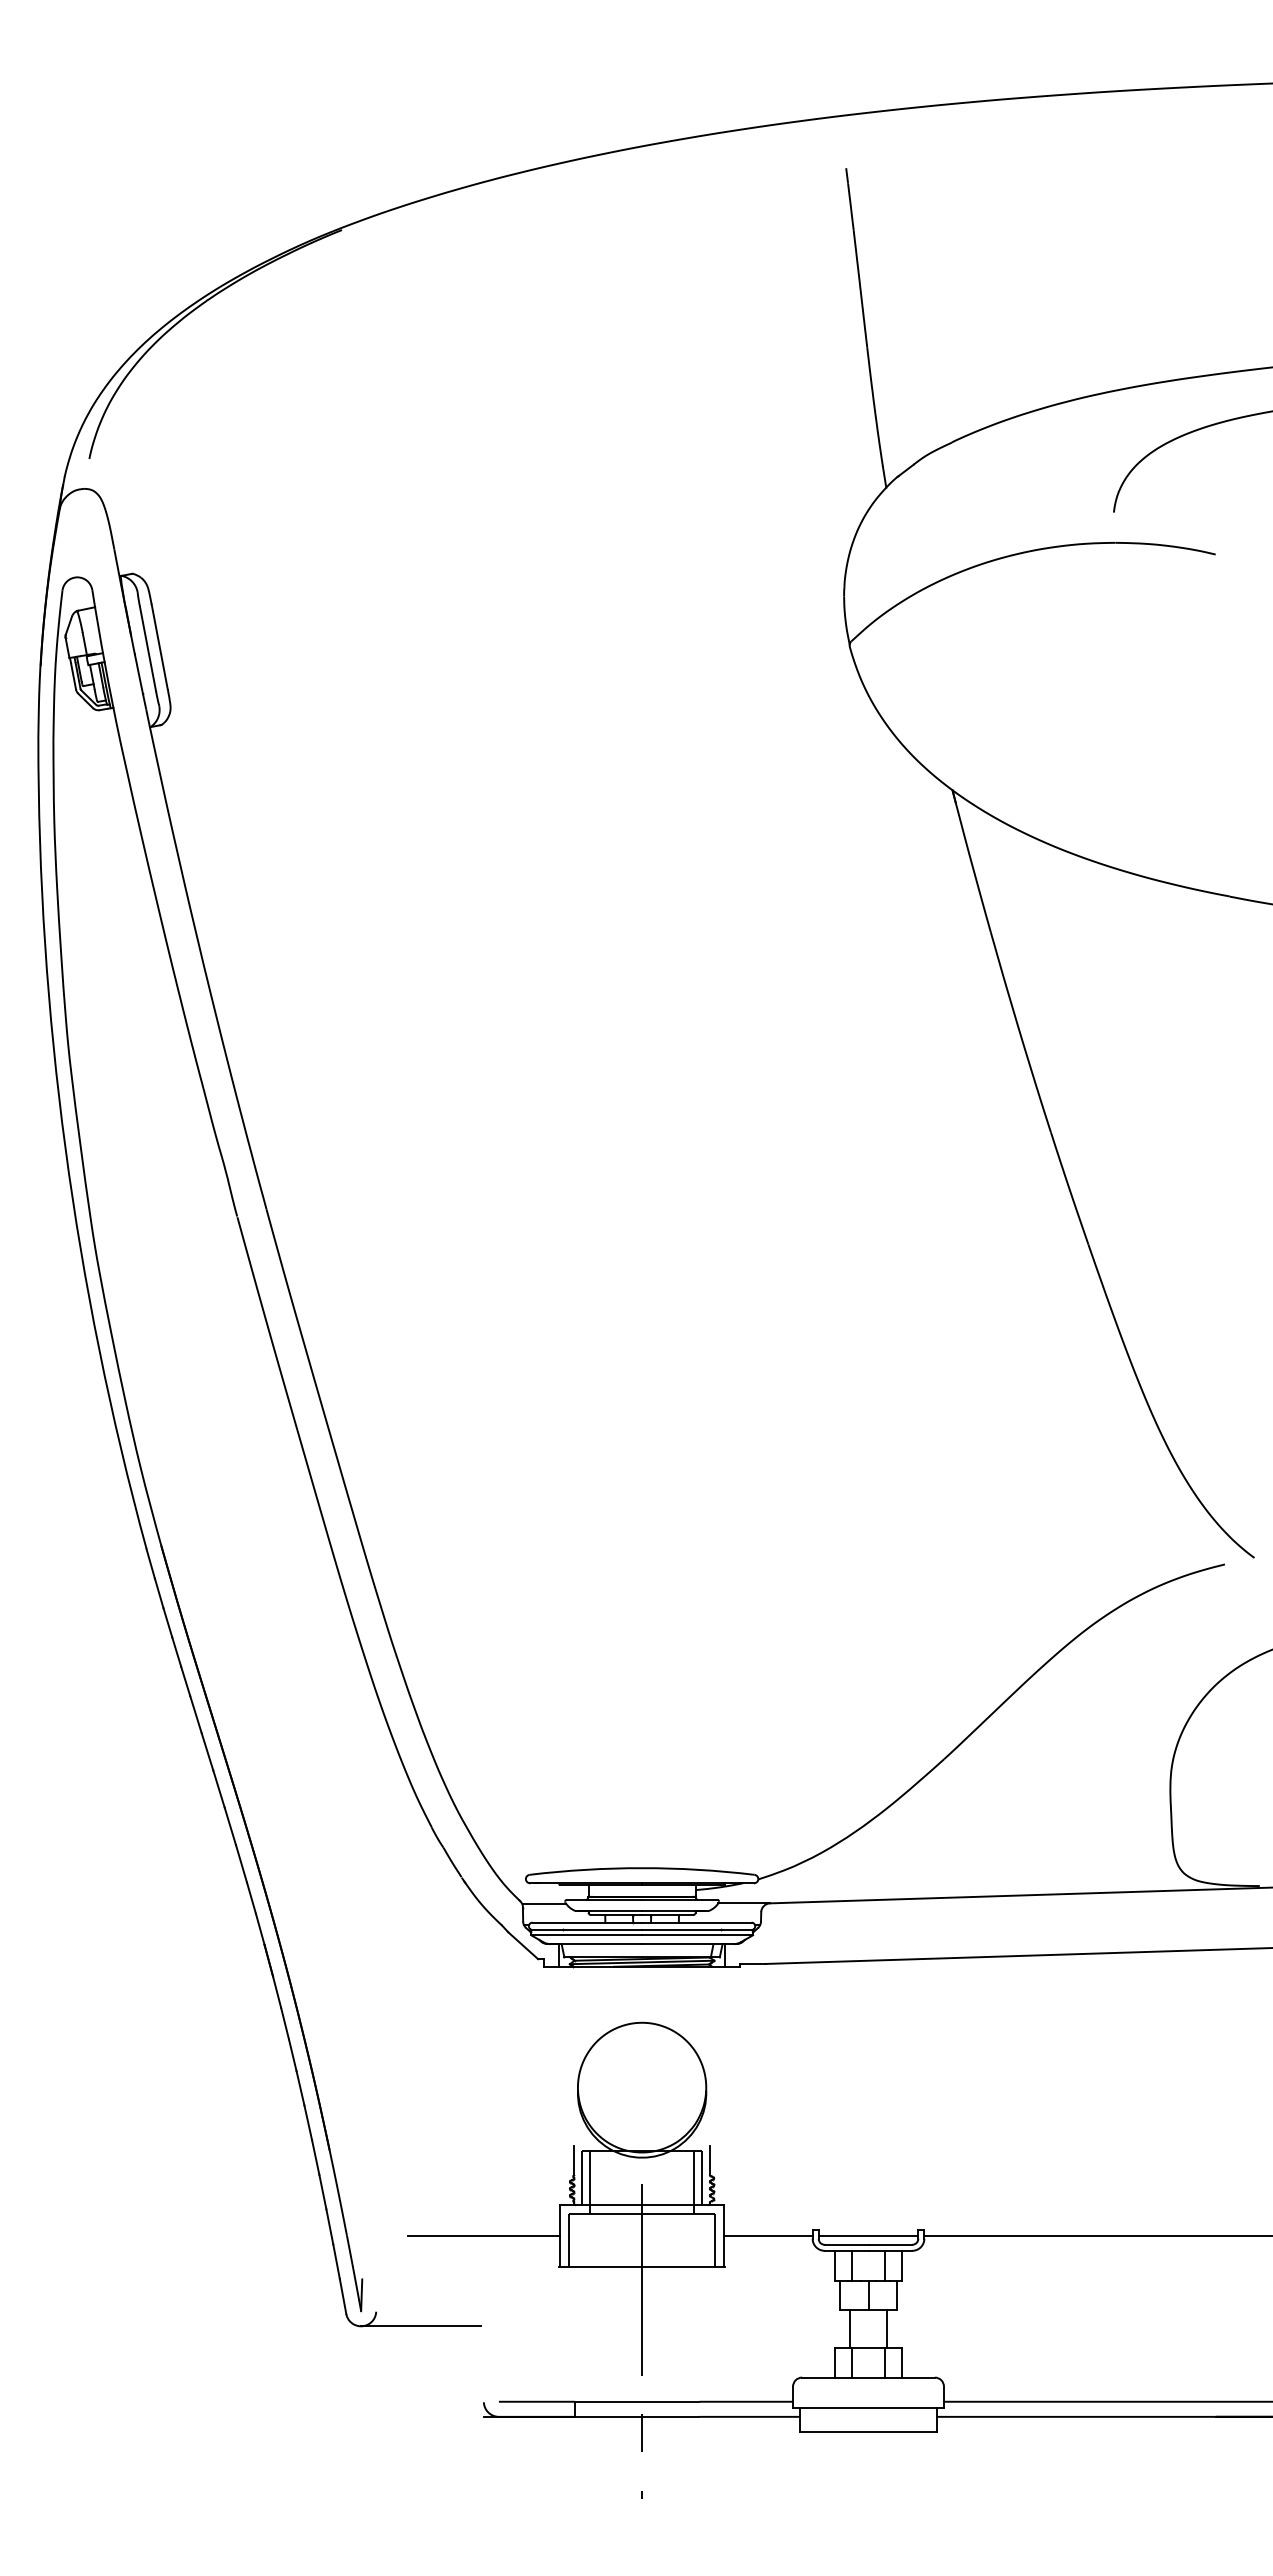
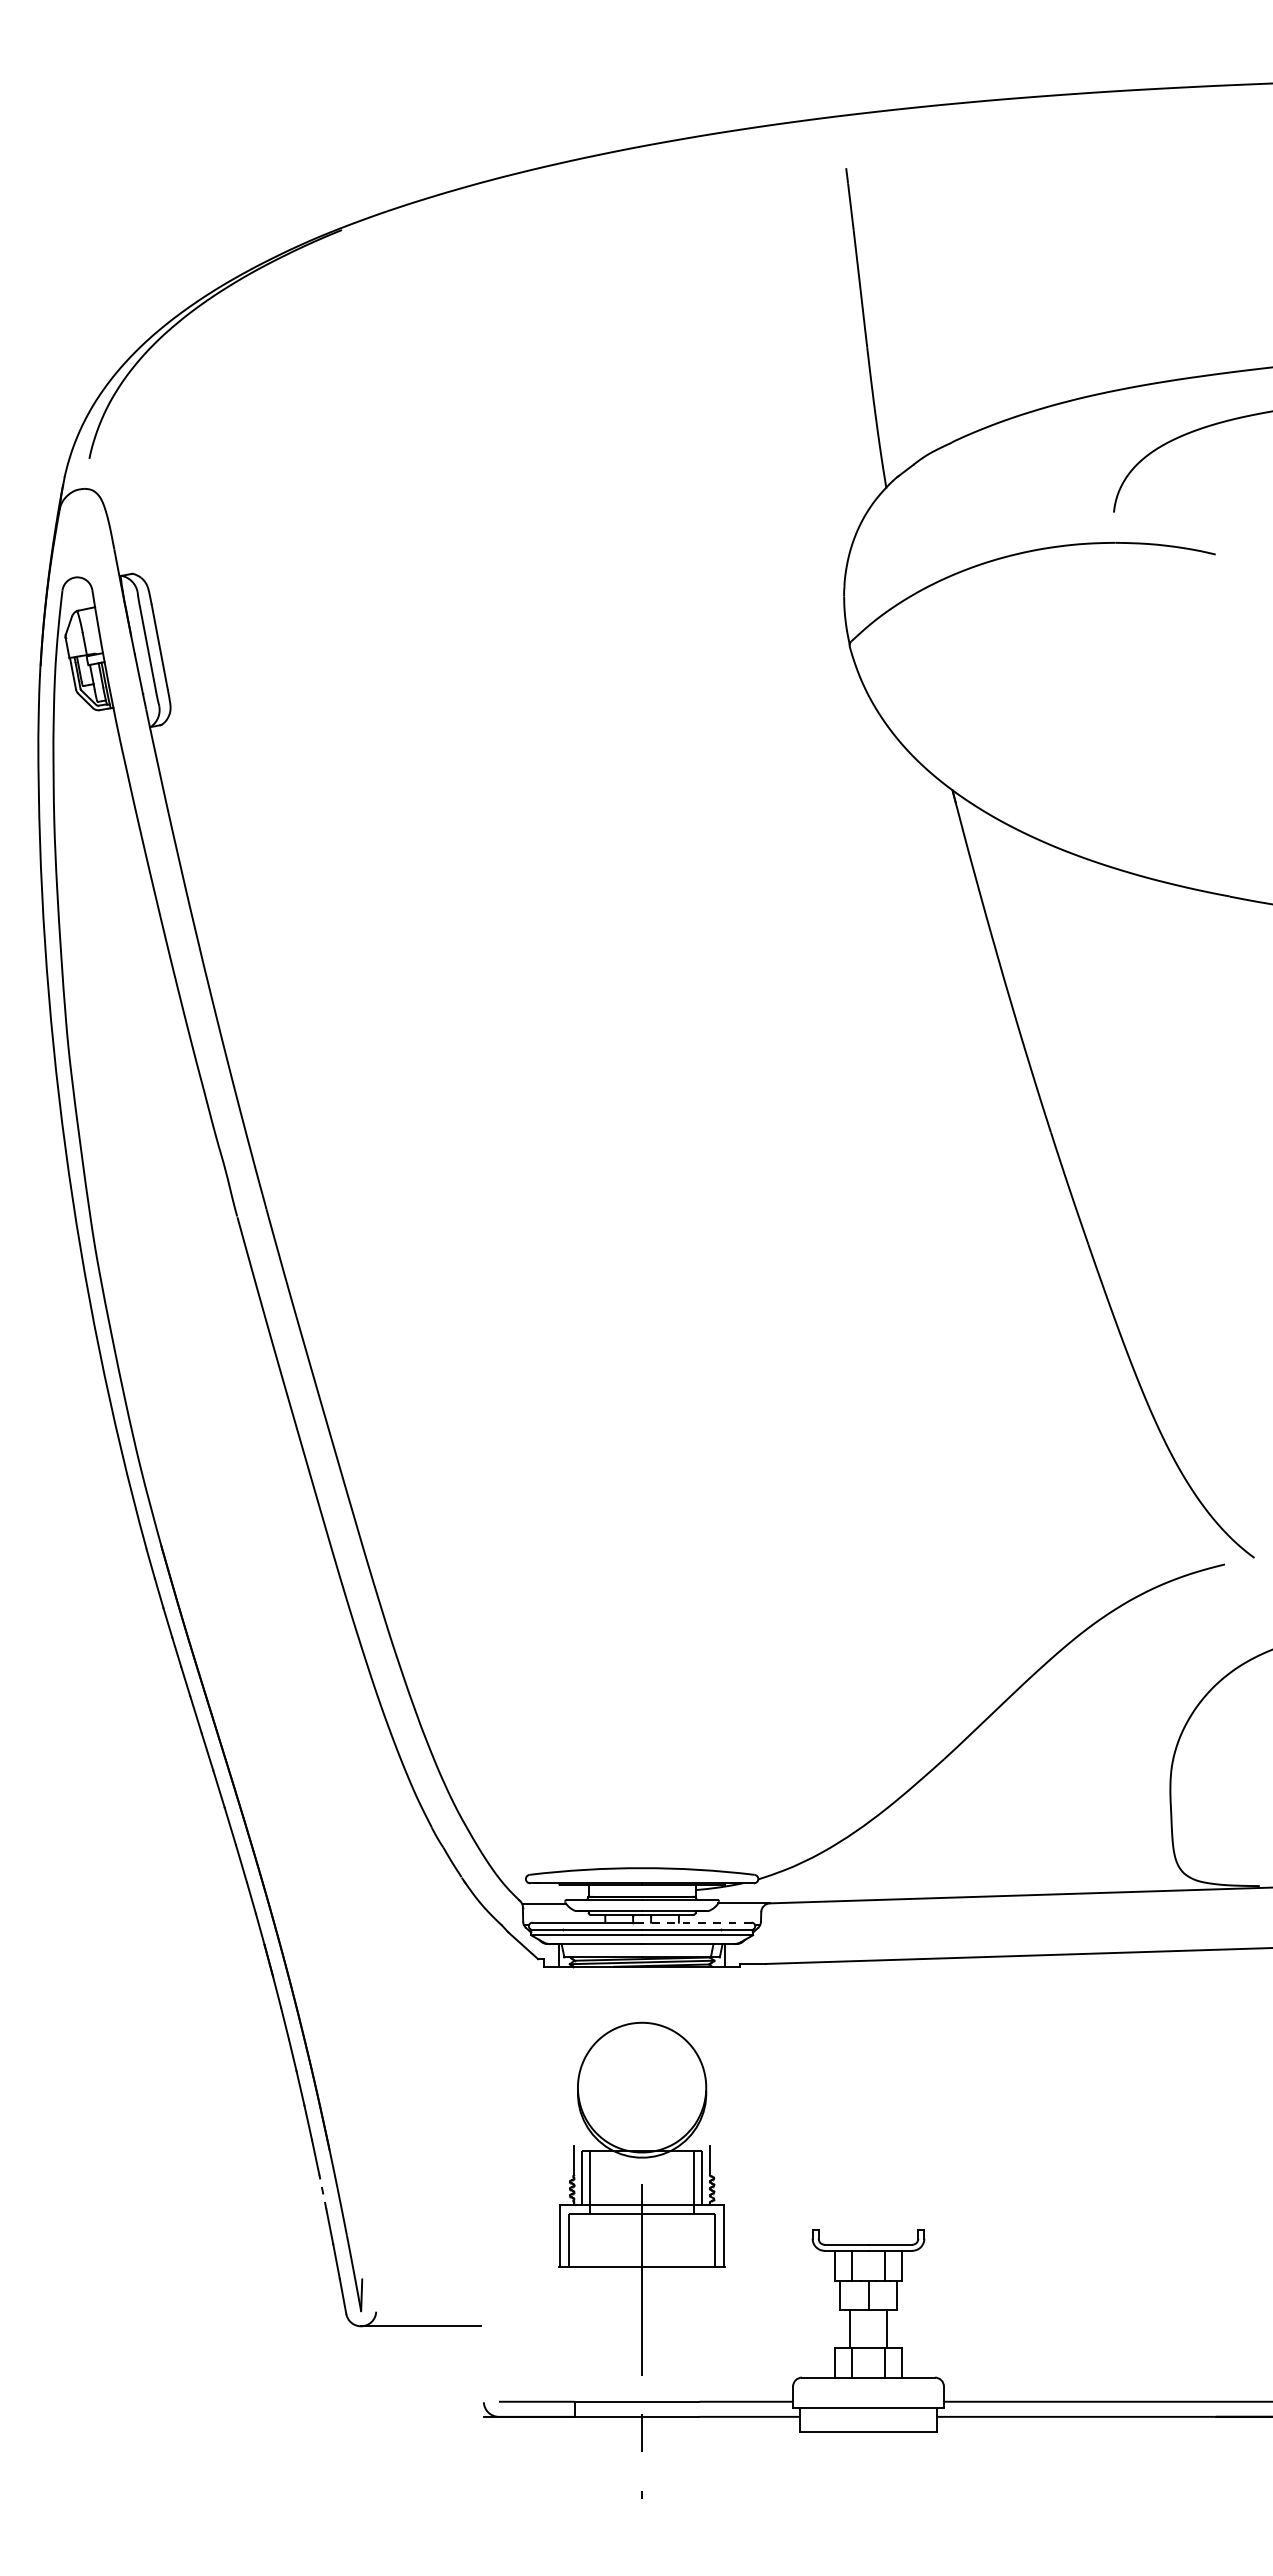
line: solid -> dashed (696, 1922)
line: solid -> dashed (322, 2192)
line: present -> none (483, 2235)
line: present -> none (768, 2235)
line: present -> none (868, 2235)
line: present -> none (1096, 2235)
